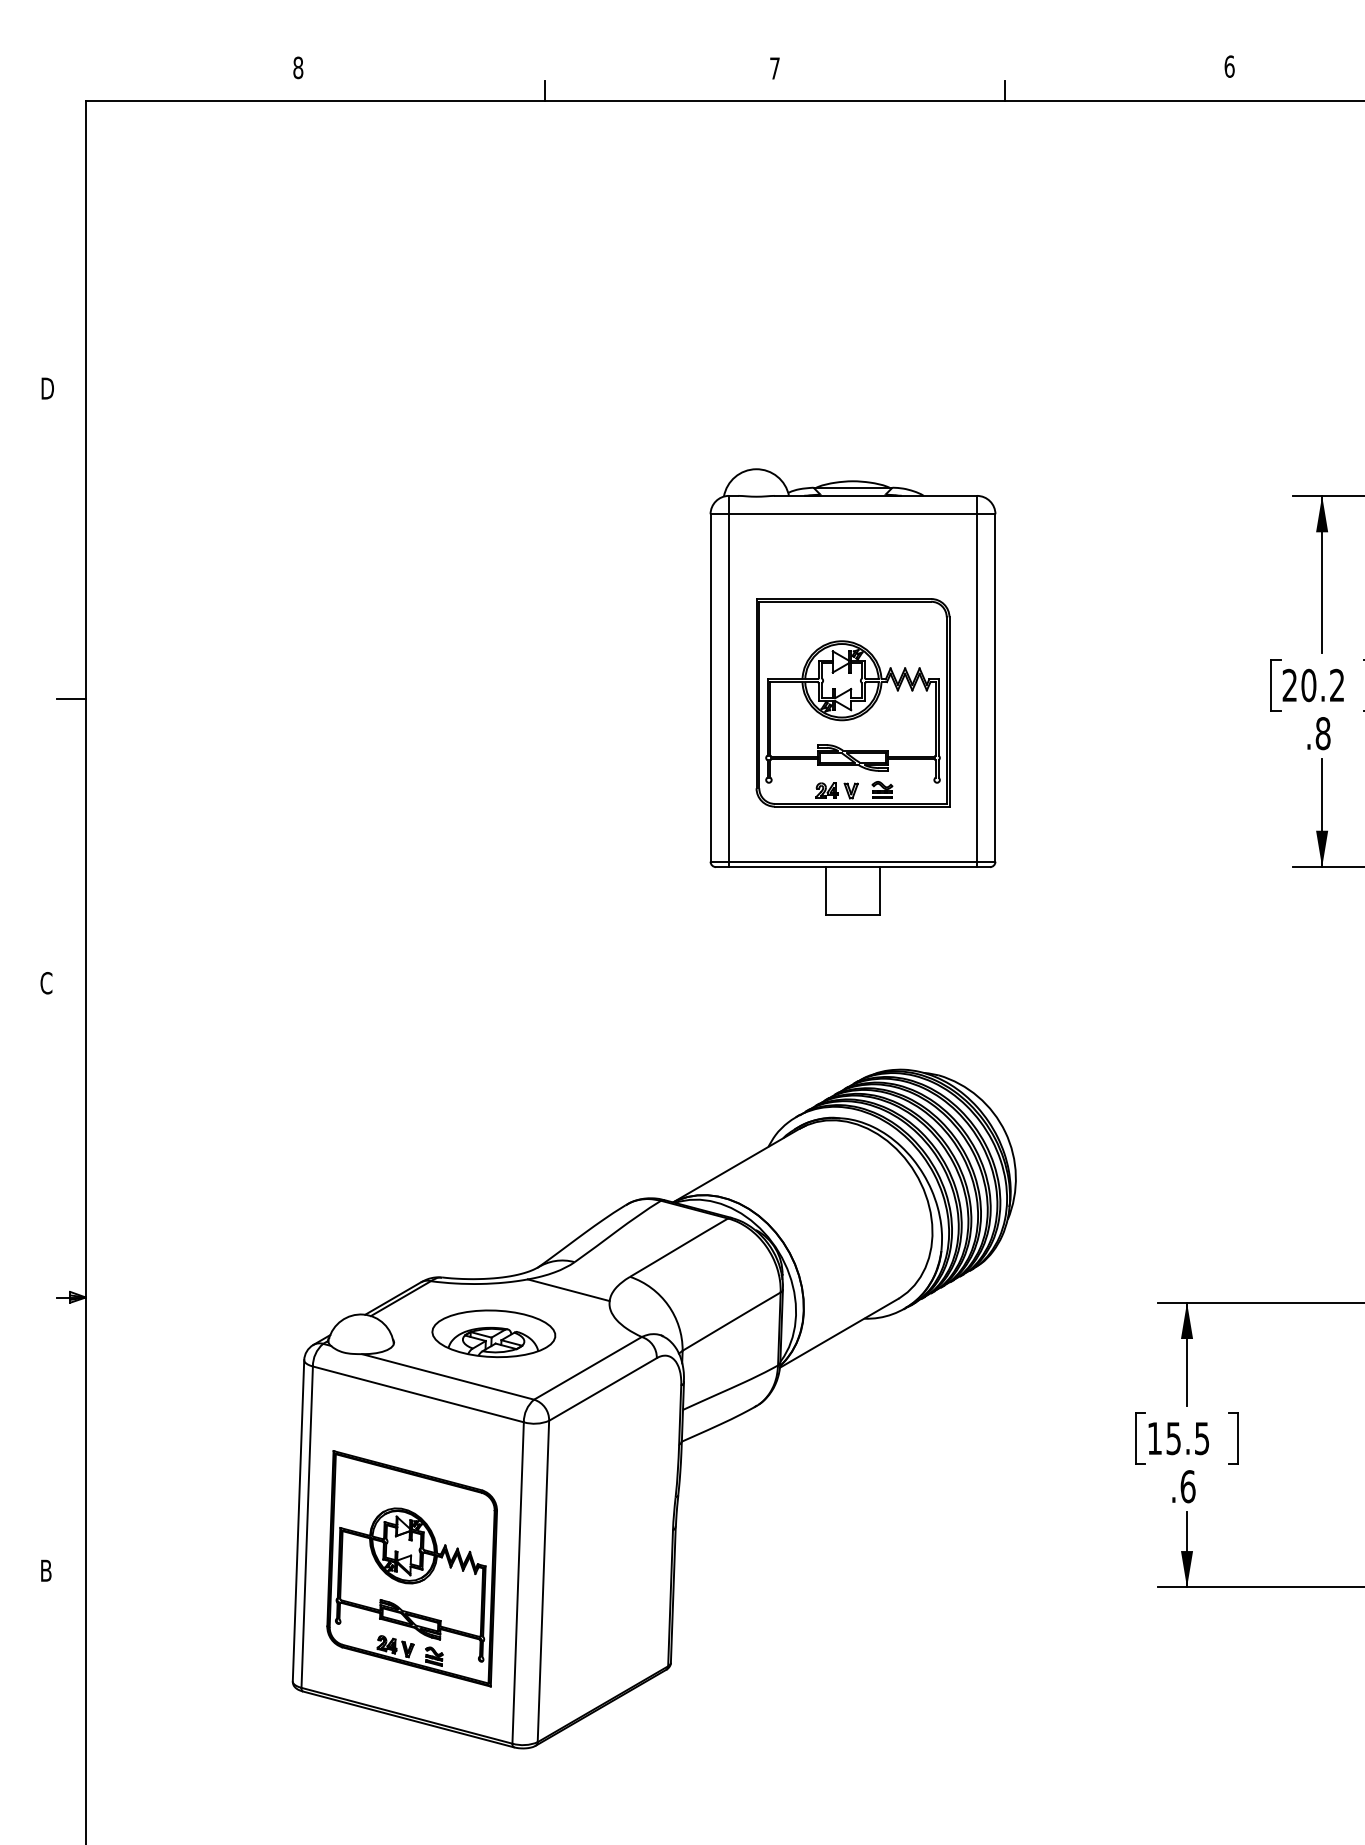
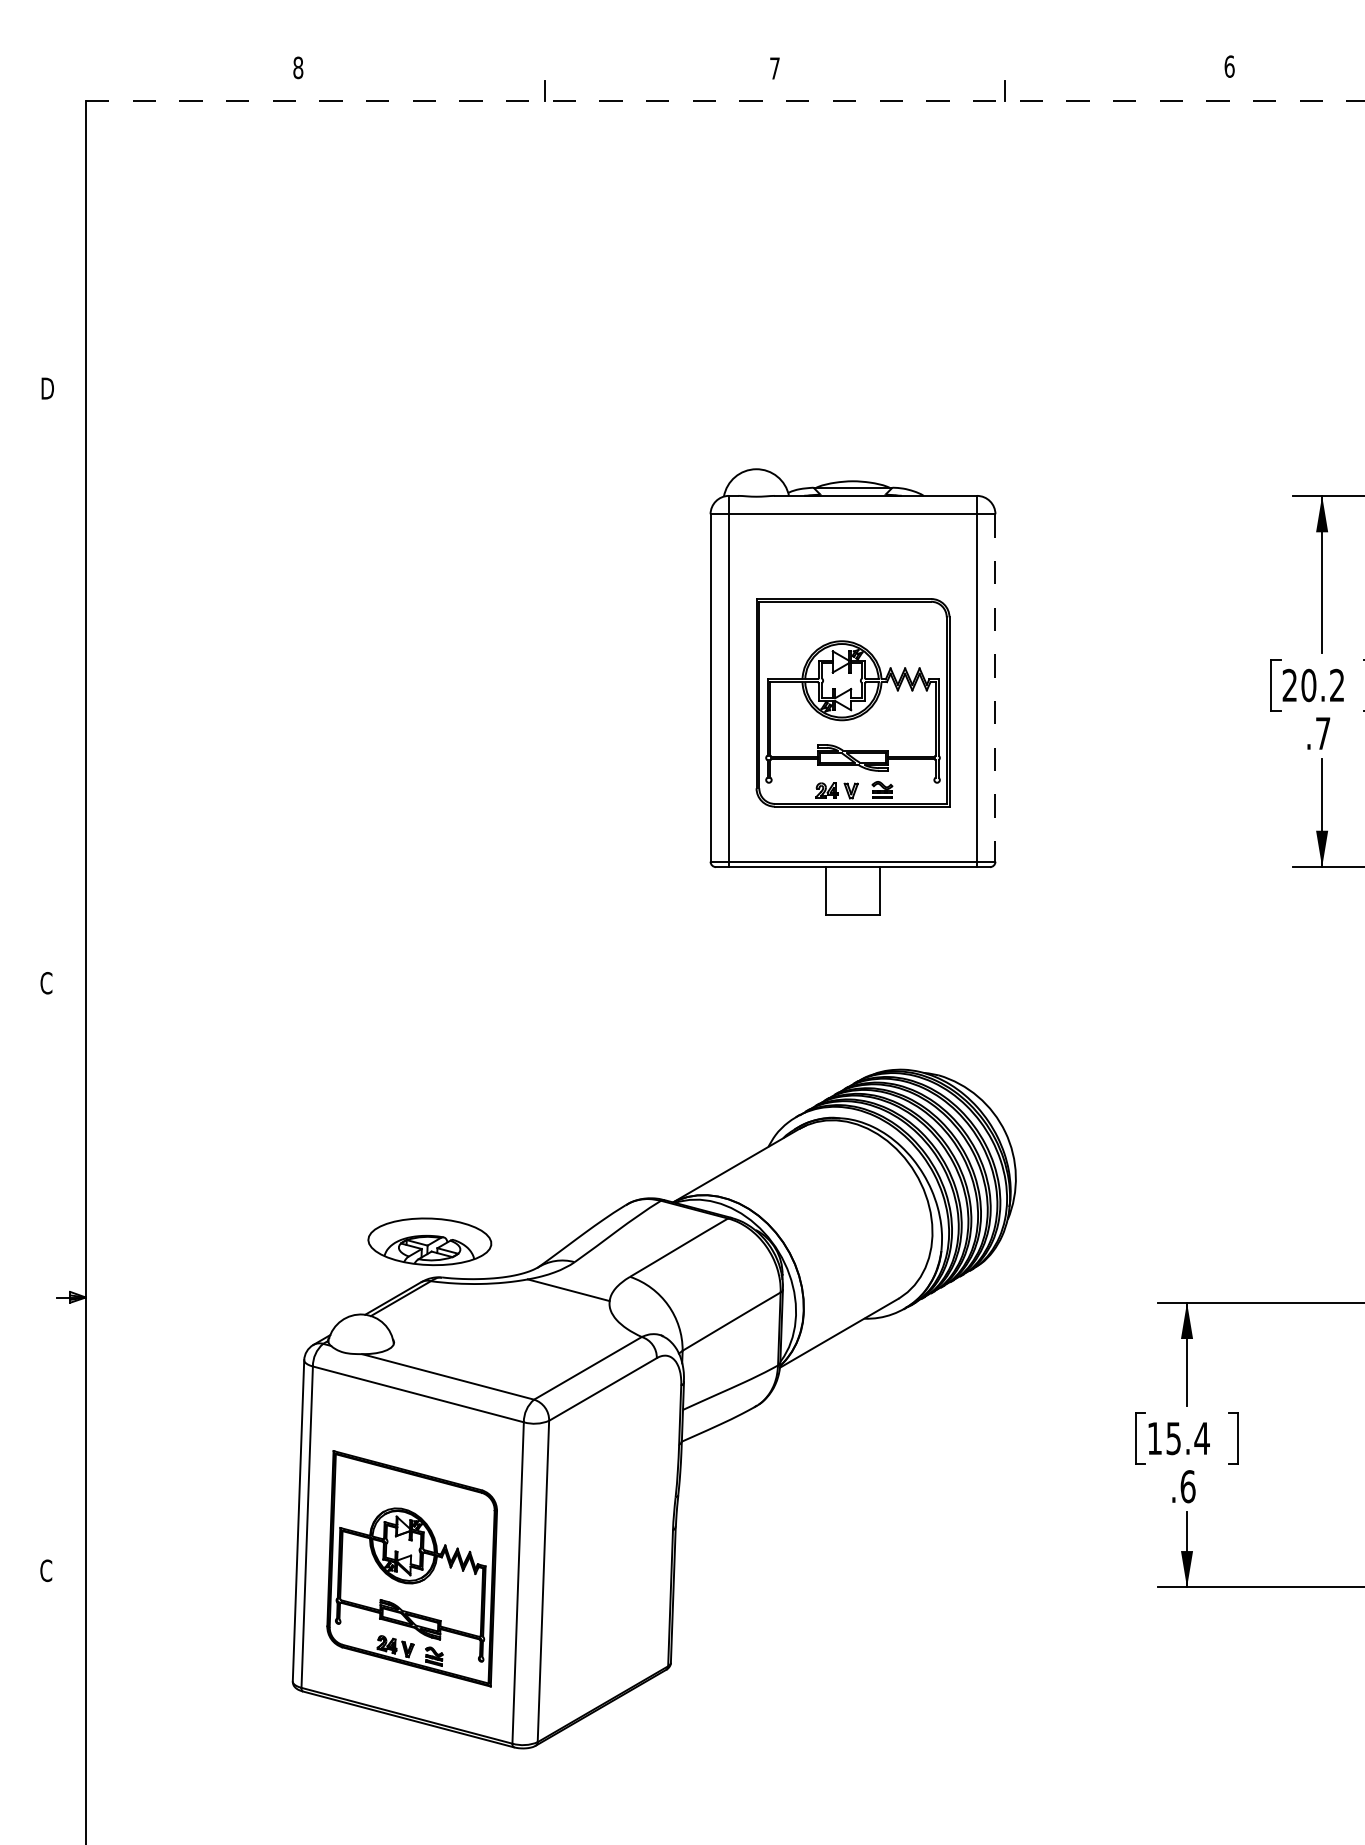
line: solid -> dashed (725, 101)
line: solid -> dashed (995, 687)
line: present -> none (70, 699)
text: .8 -> .7 (1322, 733)
part position: (493, 1333) -> (429, 1241) (429, 1241)
text: 15.5 -> 15.4 (1201, 1438)
text: B -> C (46, 1570)
